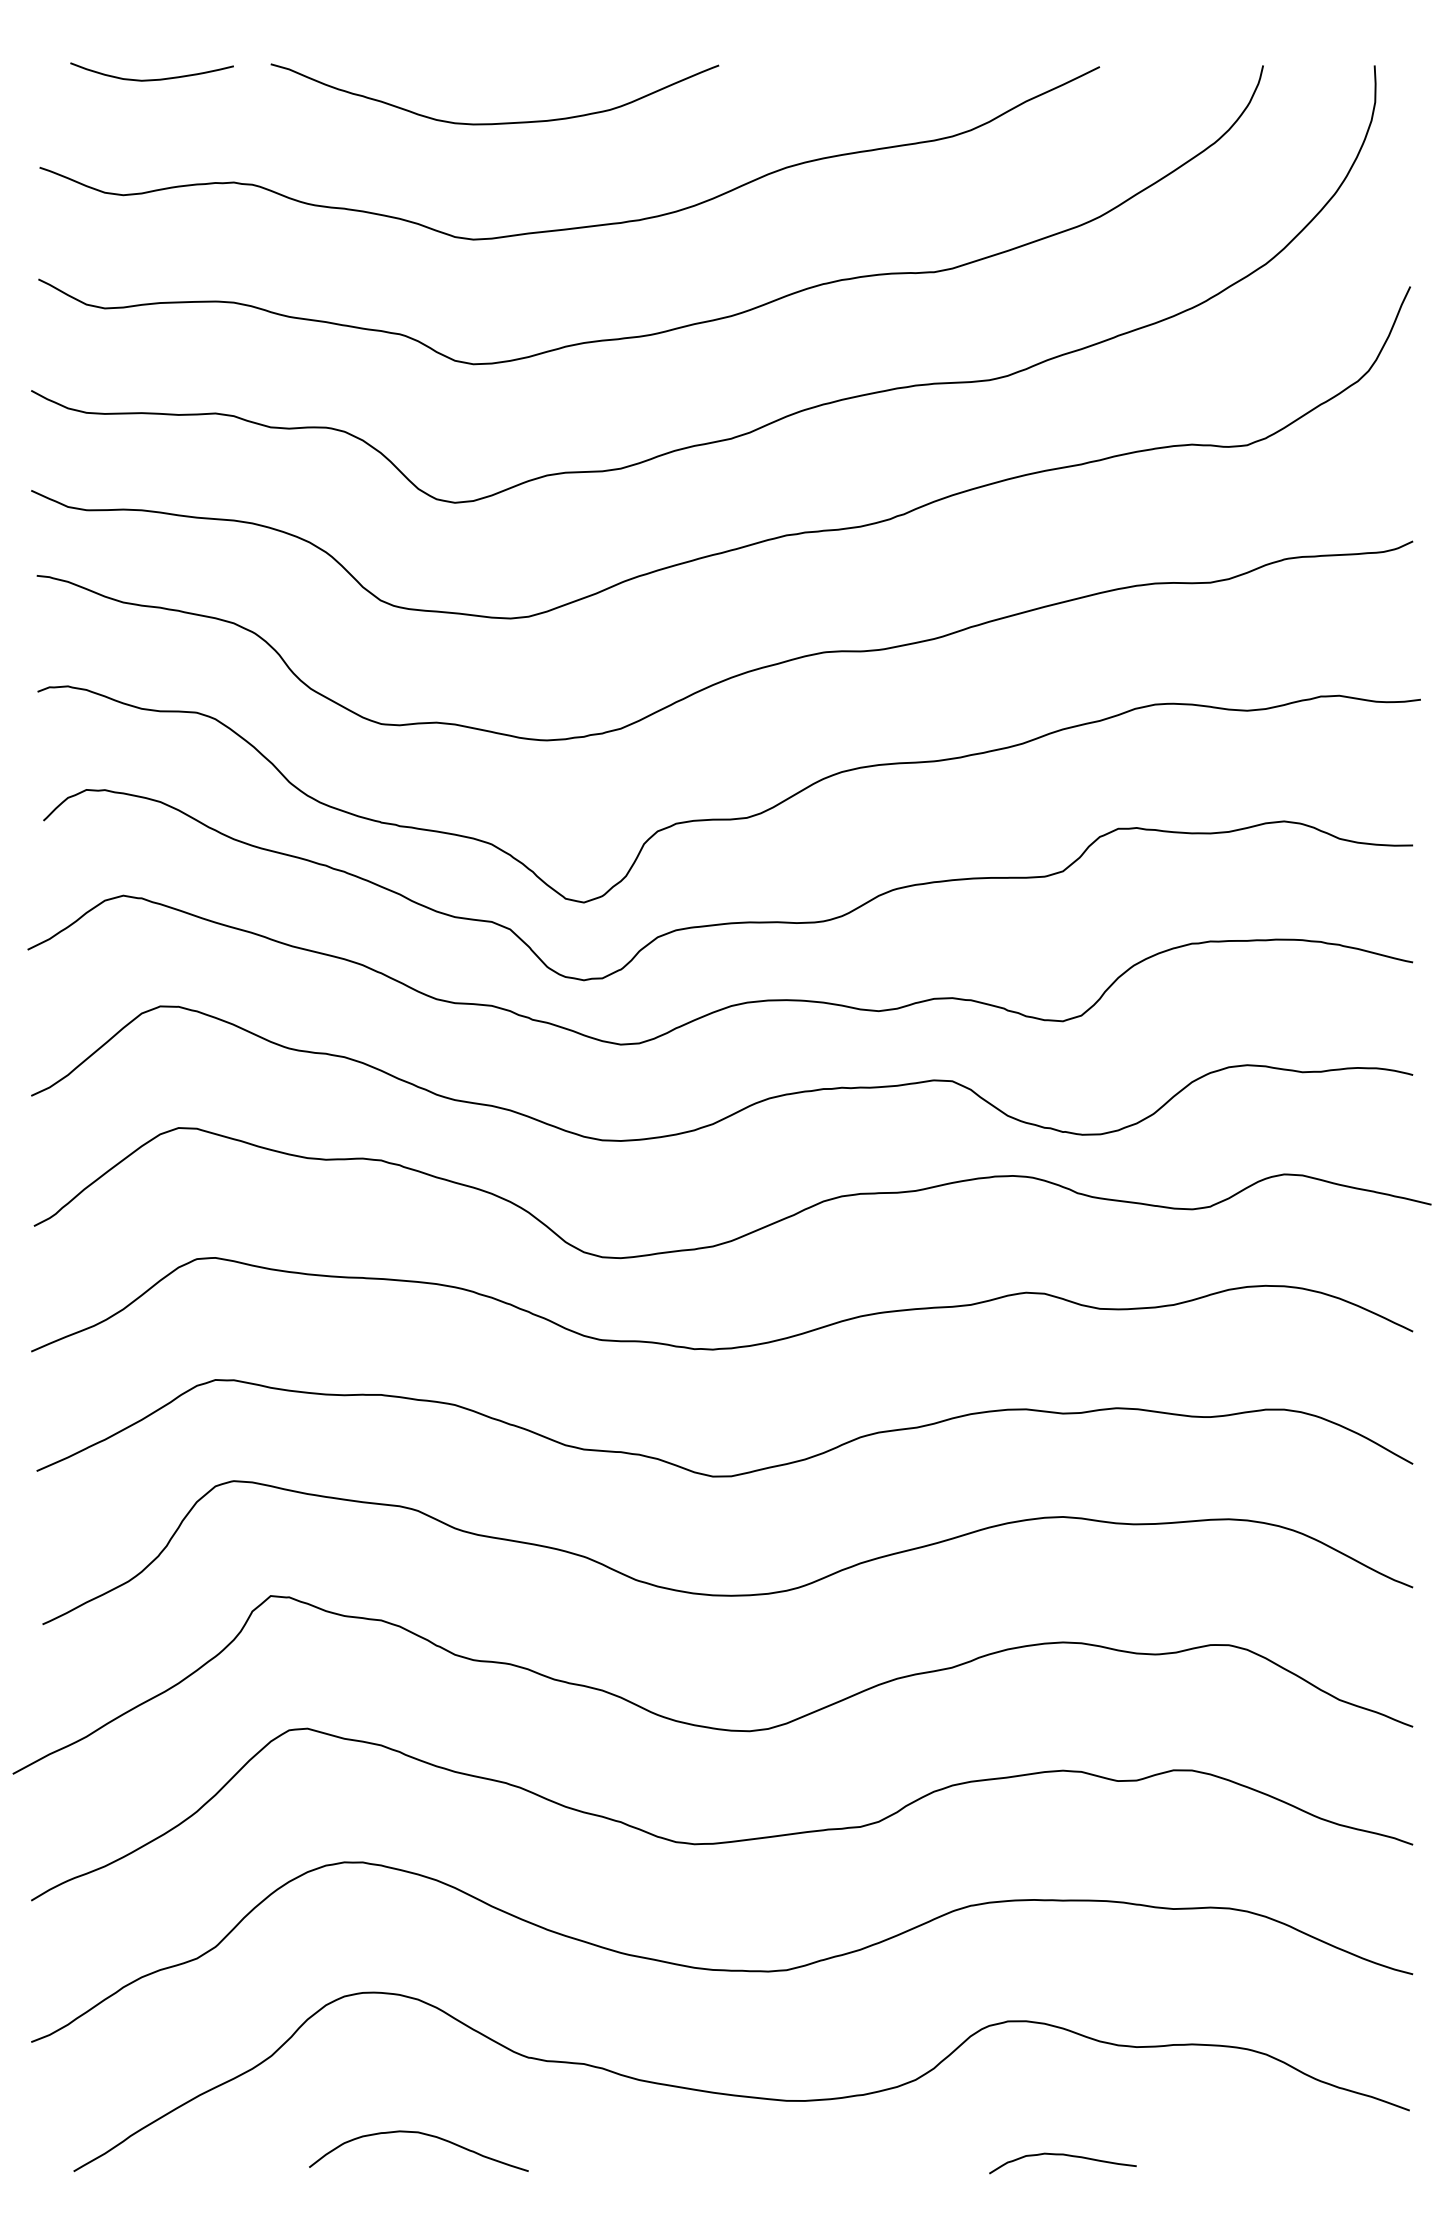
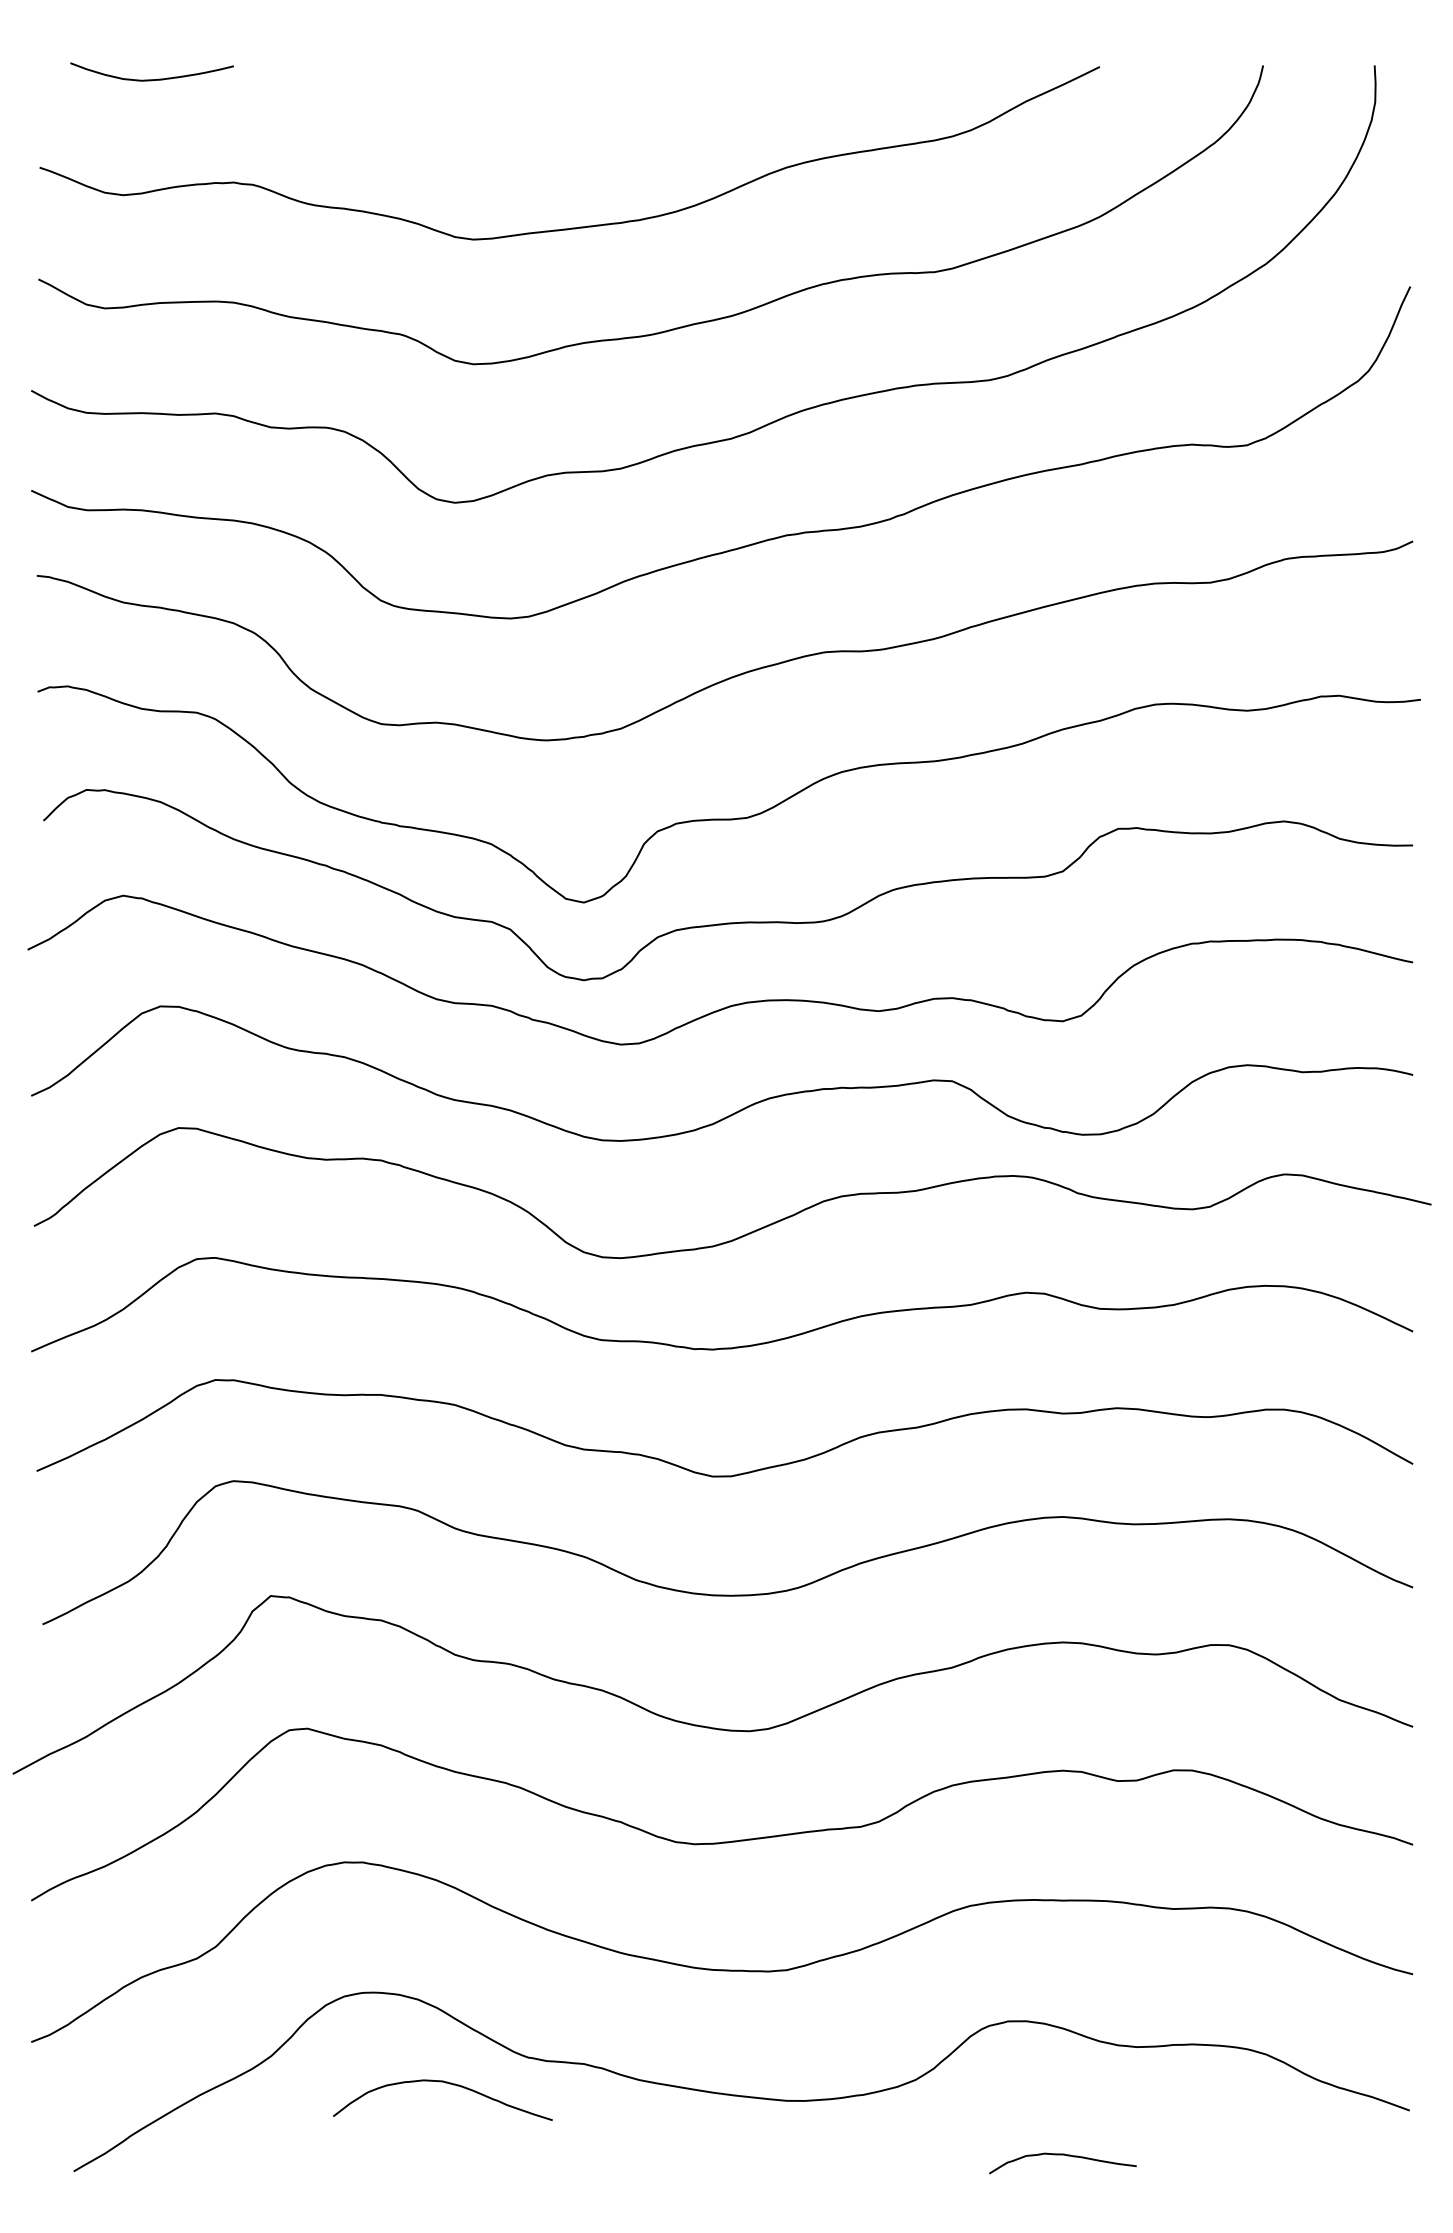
curve: present -> none (498, 122)
curve position: (421, 2134) -> (445, 2083) (445, 2083)
